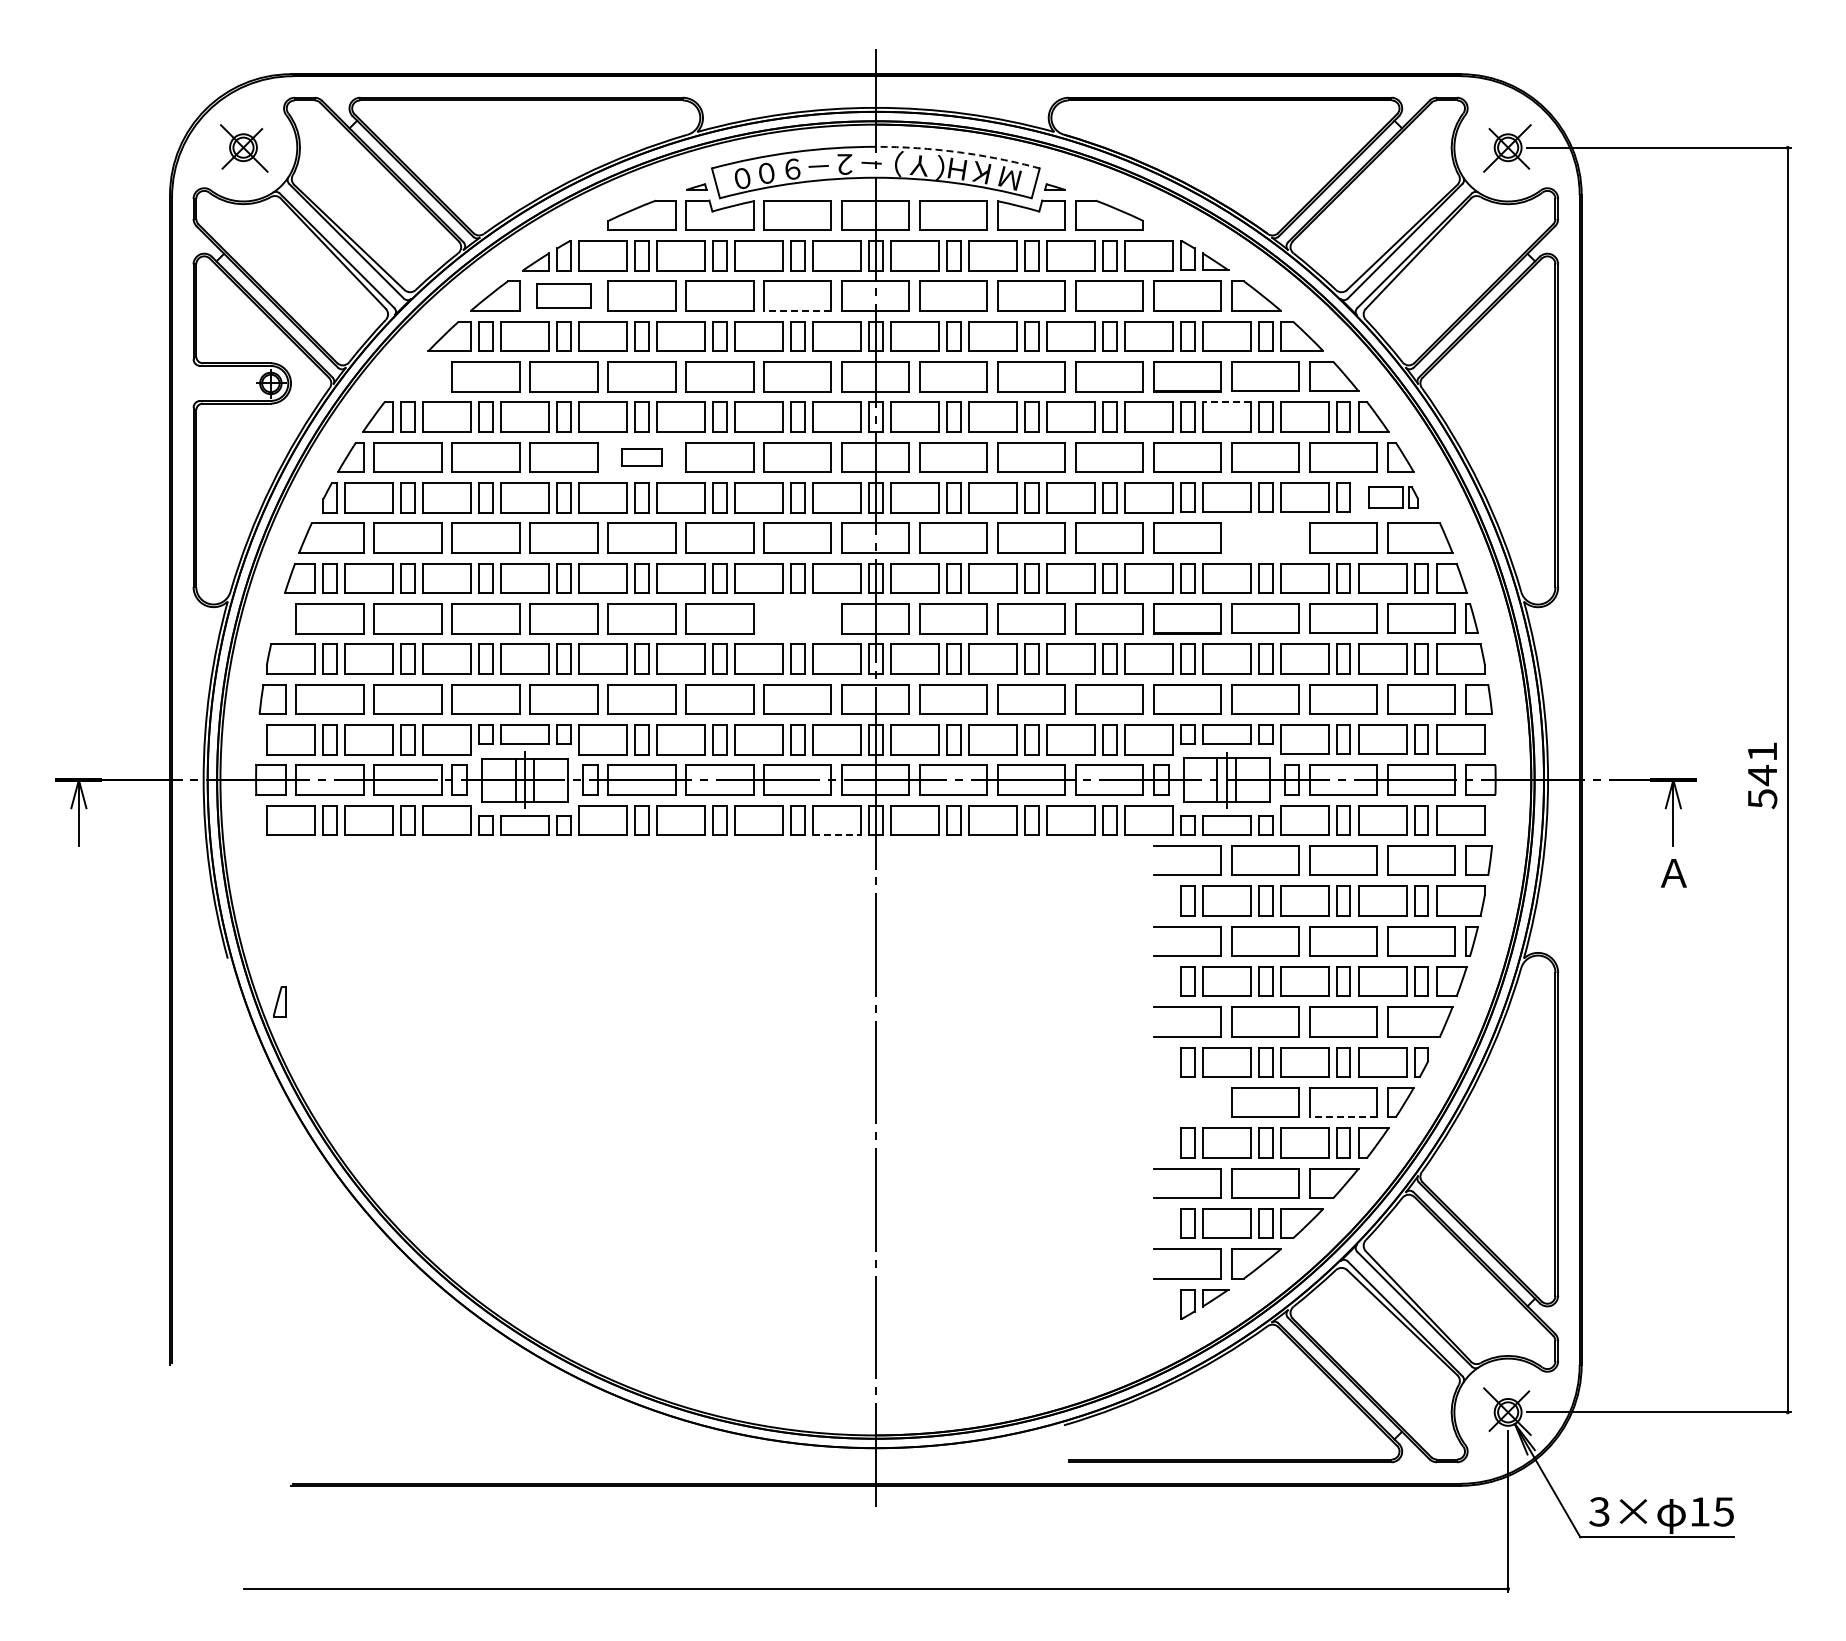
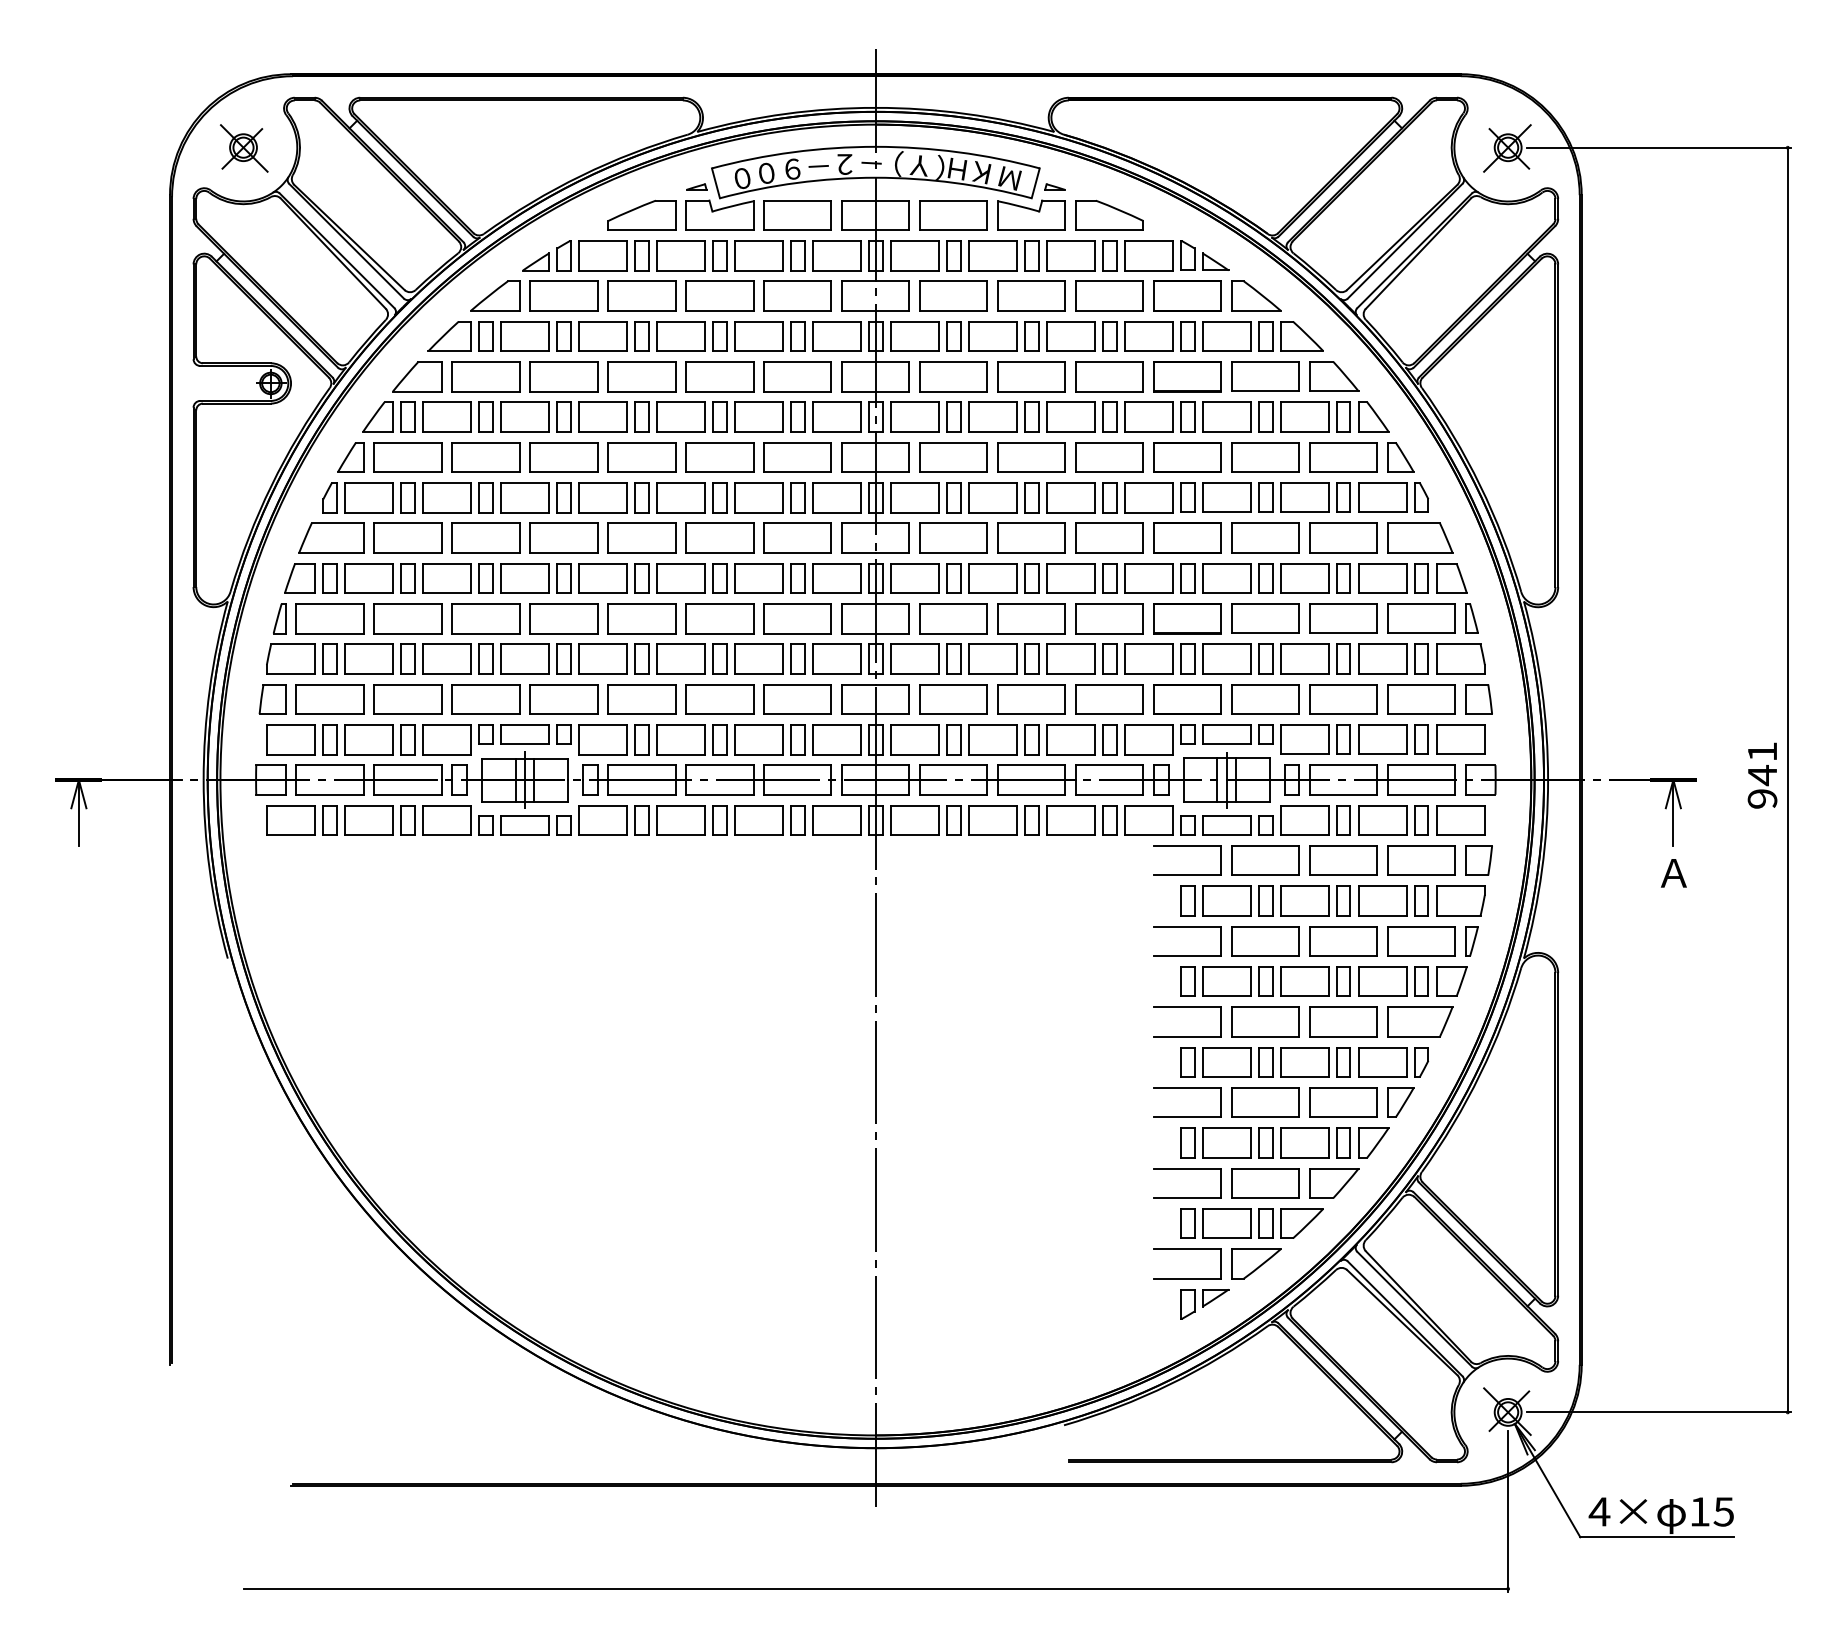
arc: dashed -> solid (958, 152)
part size: 56x26 px -> 70x32 px (563, 295)
line: dashed -> solid (797, 310)
part: none -> present (417, 376)
line: dashed -> solid (1226, 402)
part size: 42x19 px -> 70x31 px (641, 457)
part size: 51x23 px -> 71x31 px (1393, 497)
part: none -> present (1265, 537)
part: none -> present (797, 618)
text: 541 -> 941 (1762, 799)
line: dashed -> solid (837, 835)
part position: (279, 1001) -> (279, 618) (279, 618)
part: none -> present (1187, 1088)
line: dashed -> solid (1343, 1117)
text: 3× -> 4× (1599, 1511)
